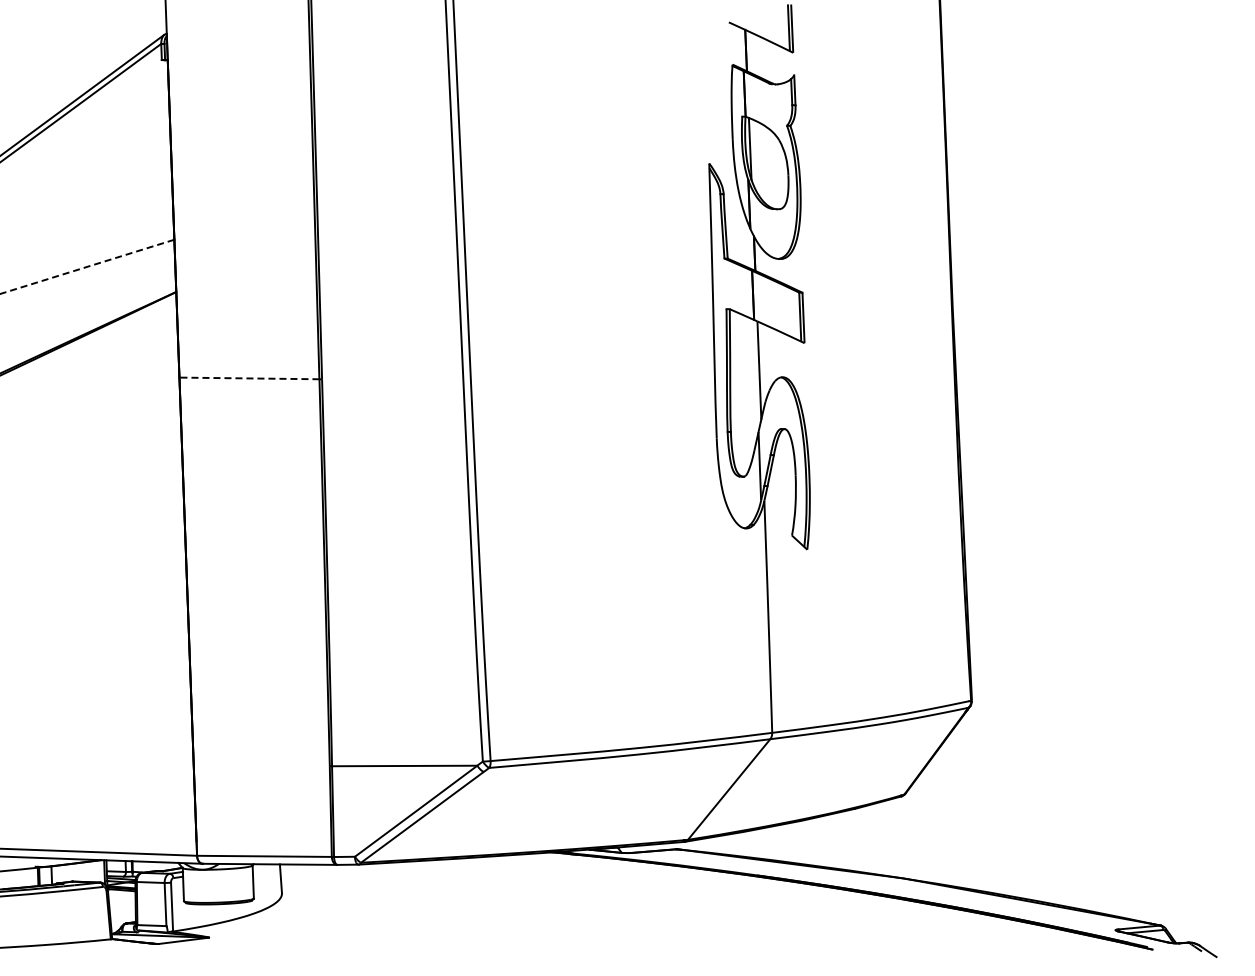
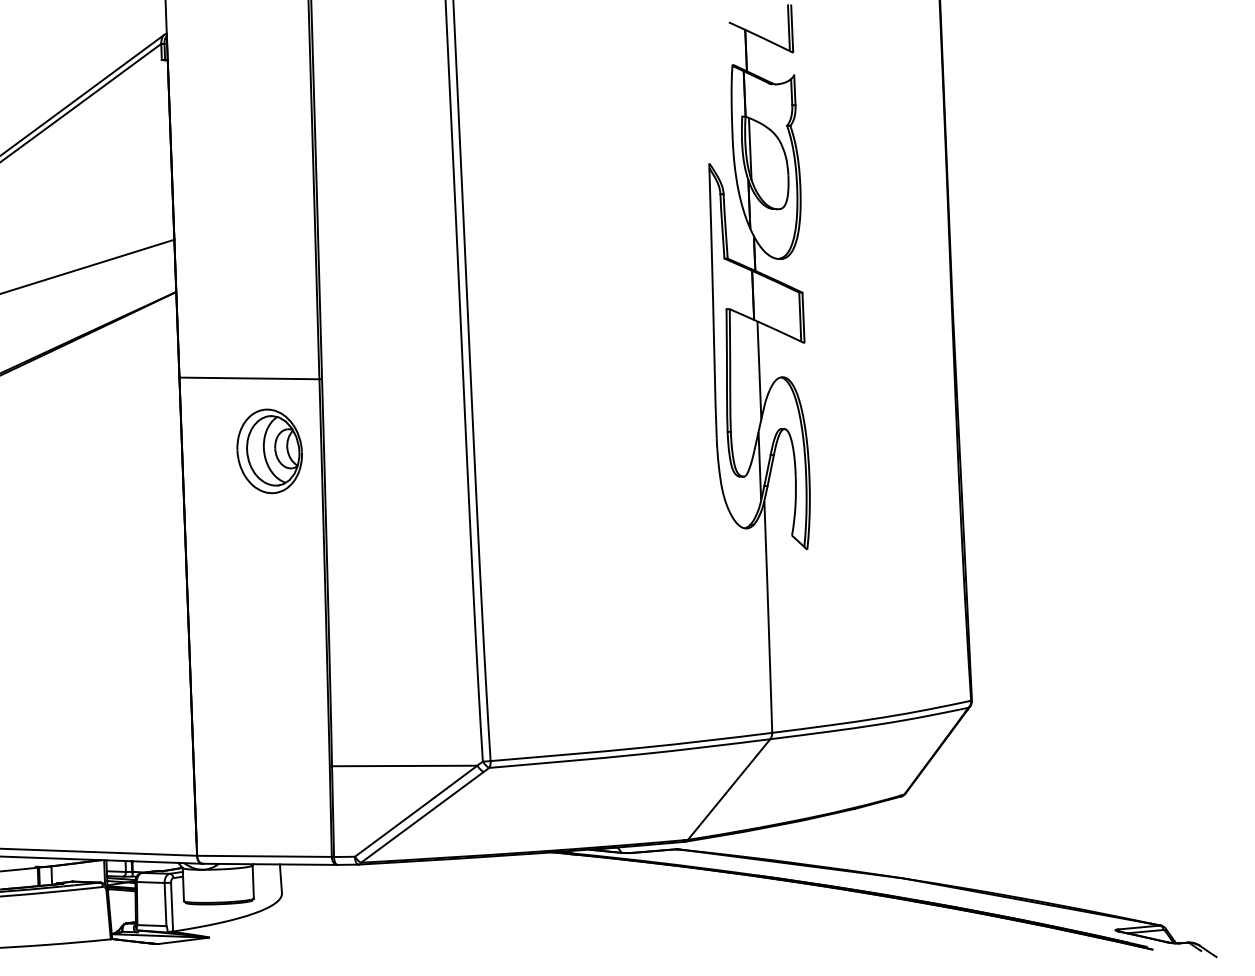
line: dashed -> solid (87, 266)
line: dashed -> solid (248, 378)
part: none -> present (269, 451)
